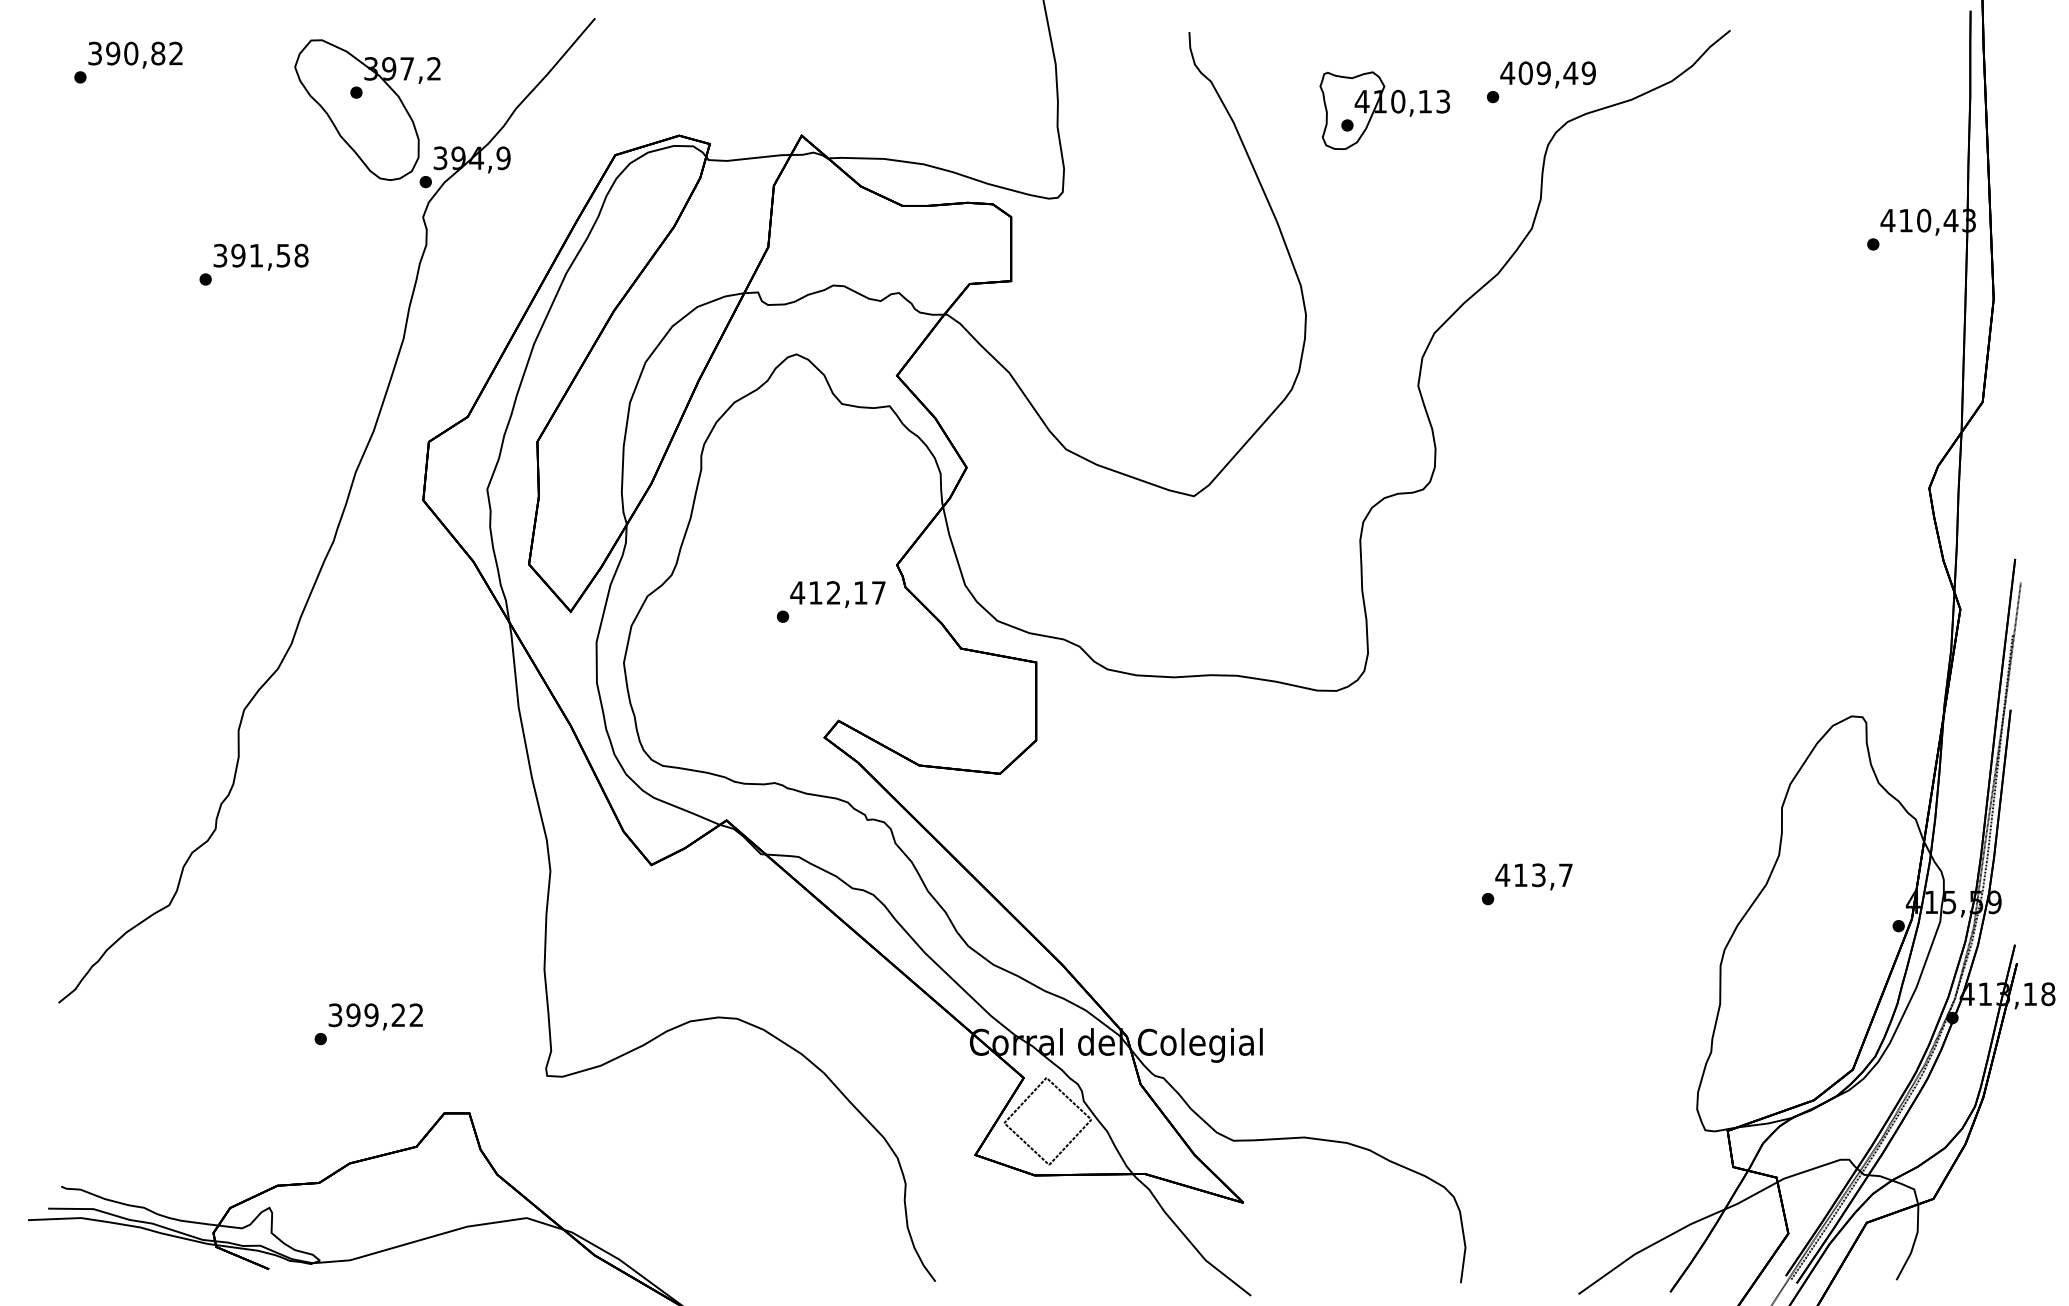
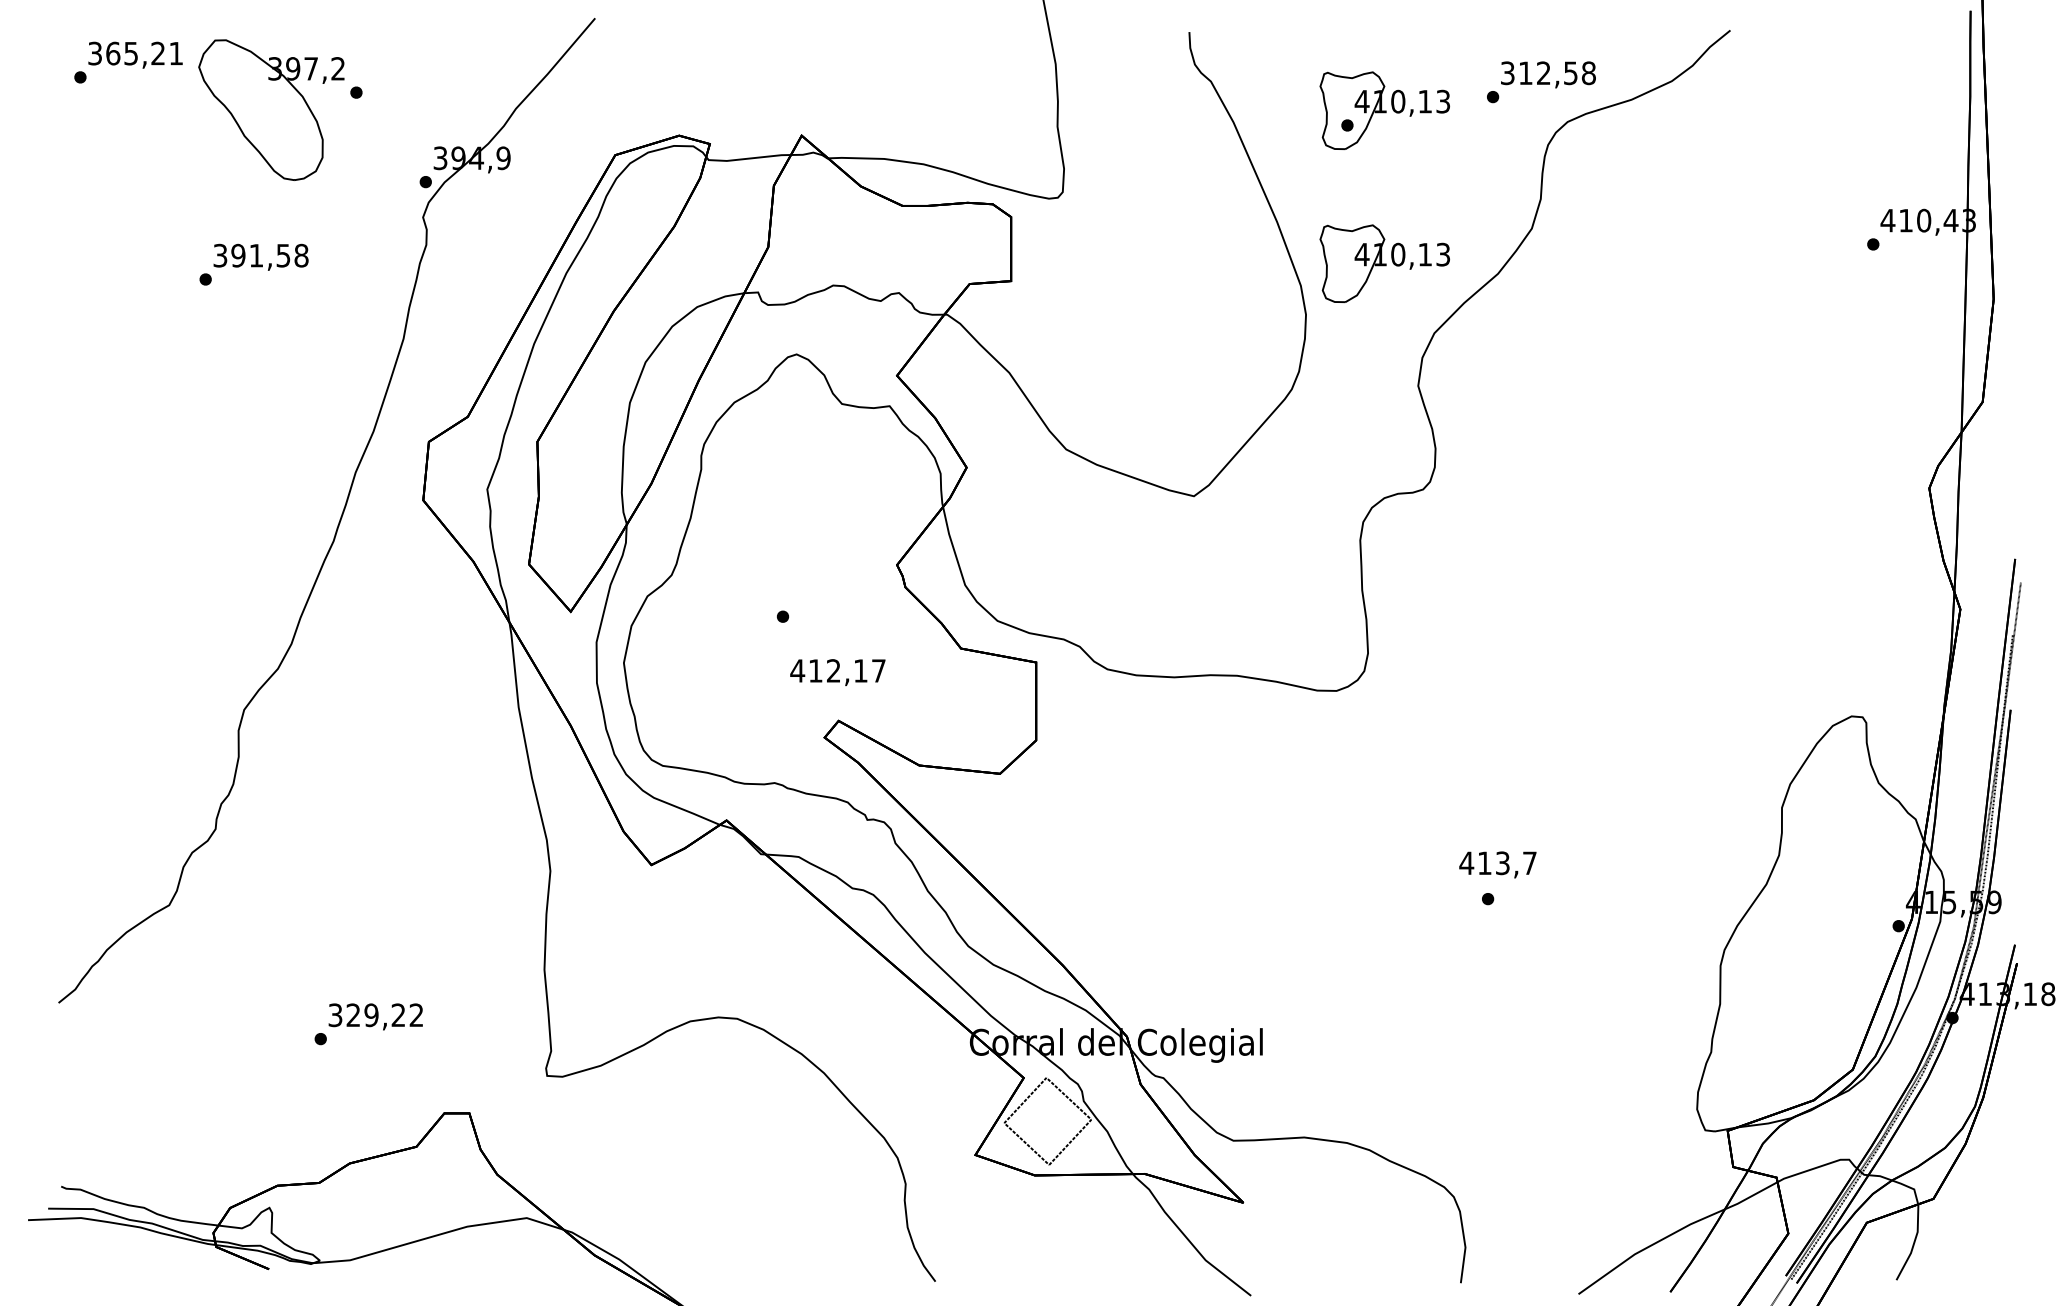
text: 390,82 -> 365,21 (144, 53)
text: 409,49 -> 312,58 (1547, 73)
part position: (367, 109) -> (271, 109) (271, 109)
part: none -> present (1384, 263)
text position: (837, 594) -> (837, 672) (837, 672)
text position: (1533, 876) -> (1497, 864) (1497, 864)
text: 399,22 -> 329,22 (353, 1015)
